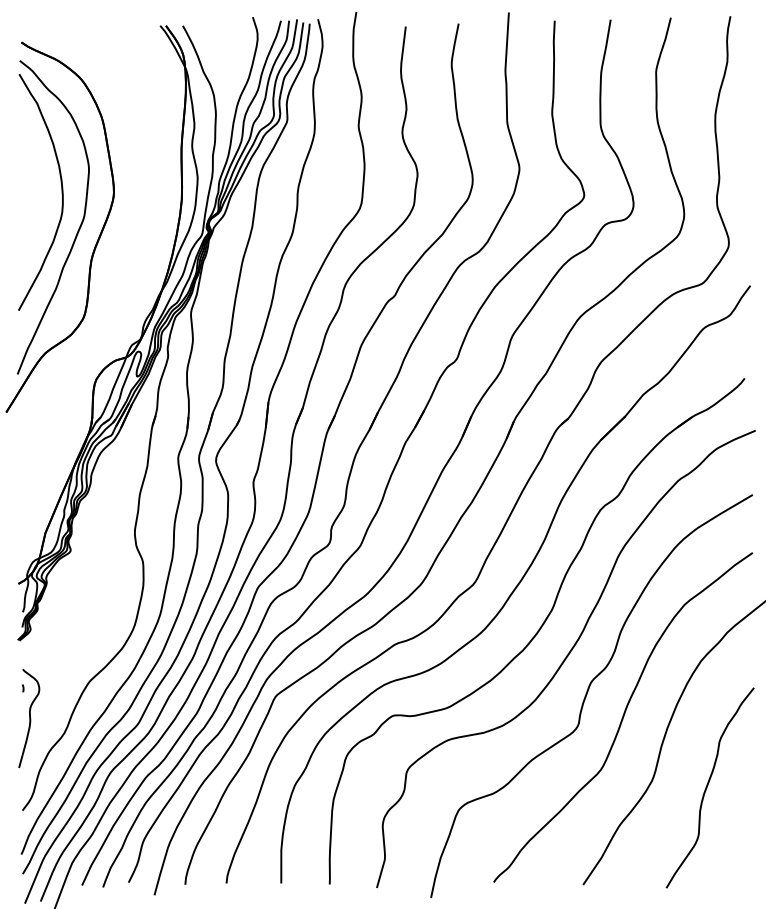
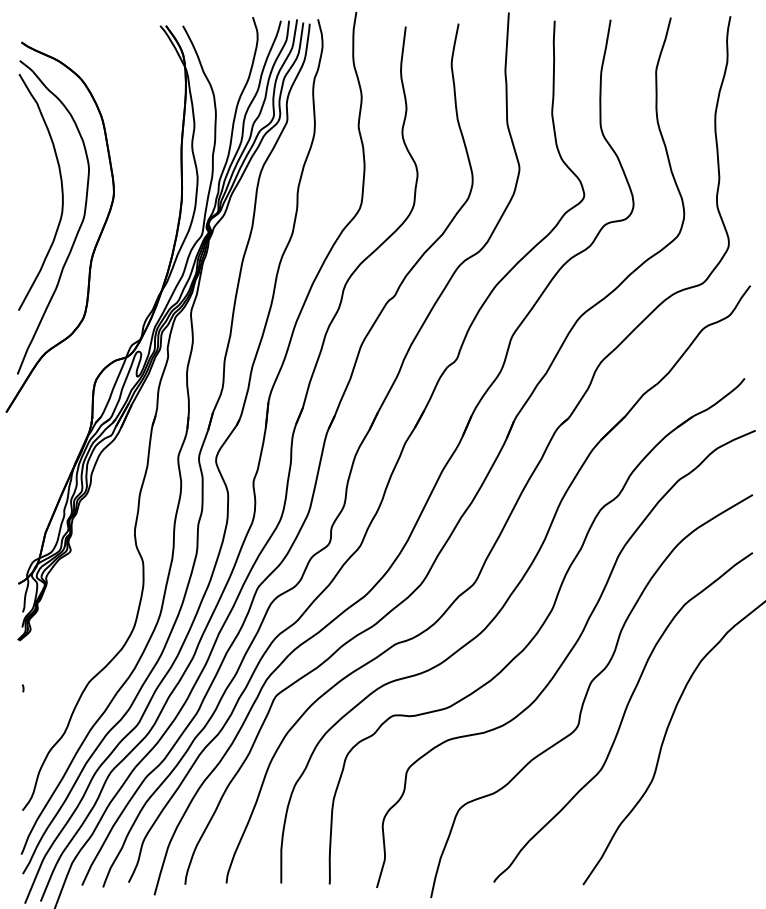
curve: present -> none (29, 718)
curve: present -> none (707, 787)
